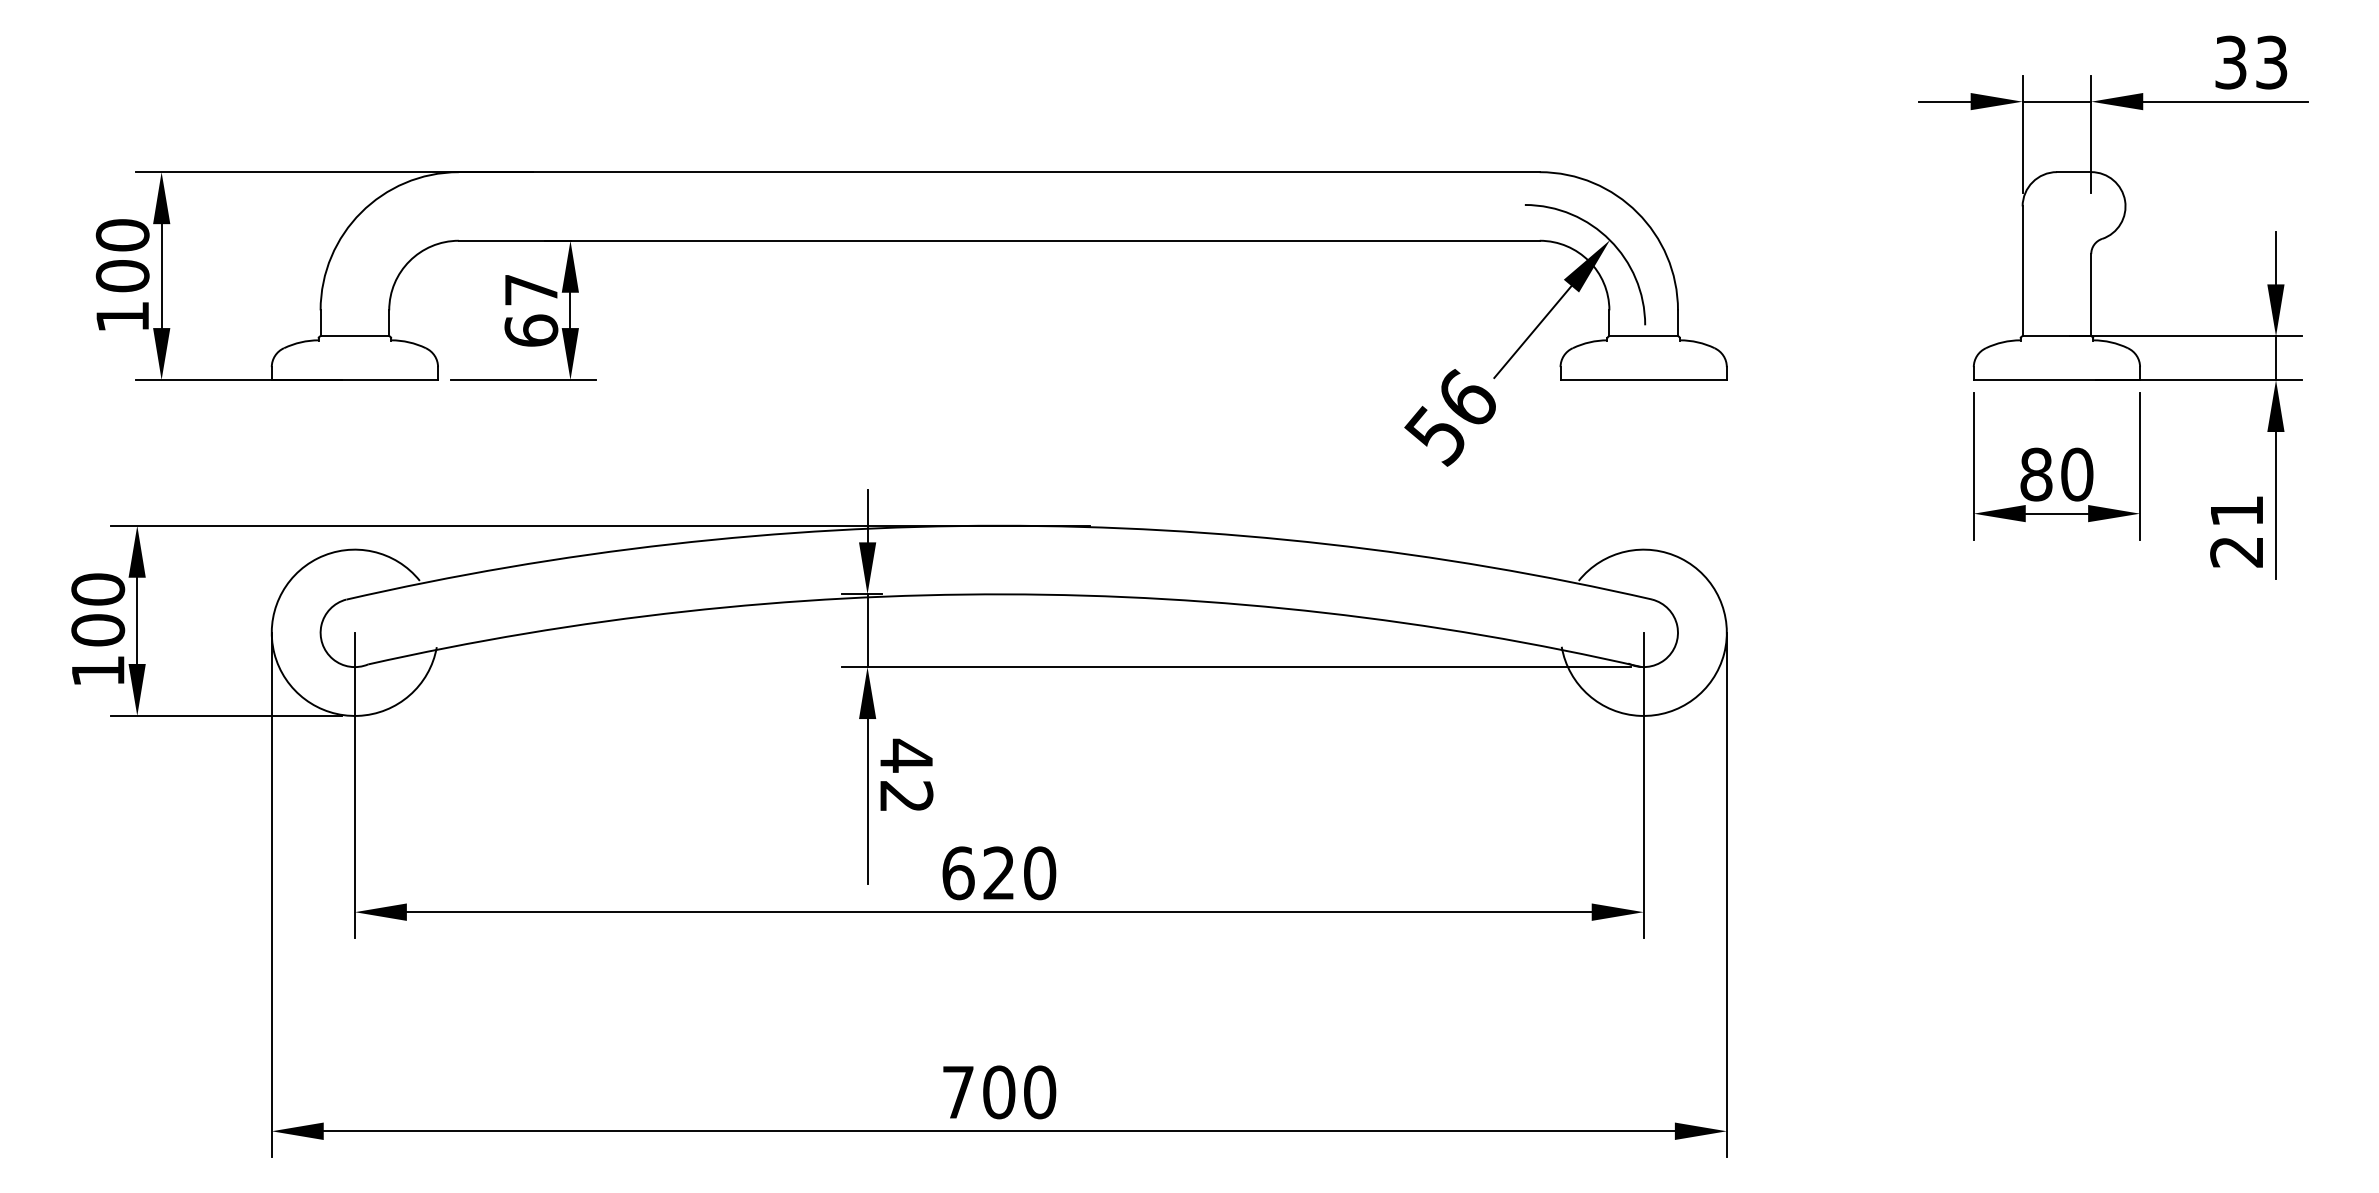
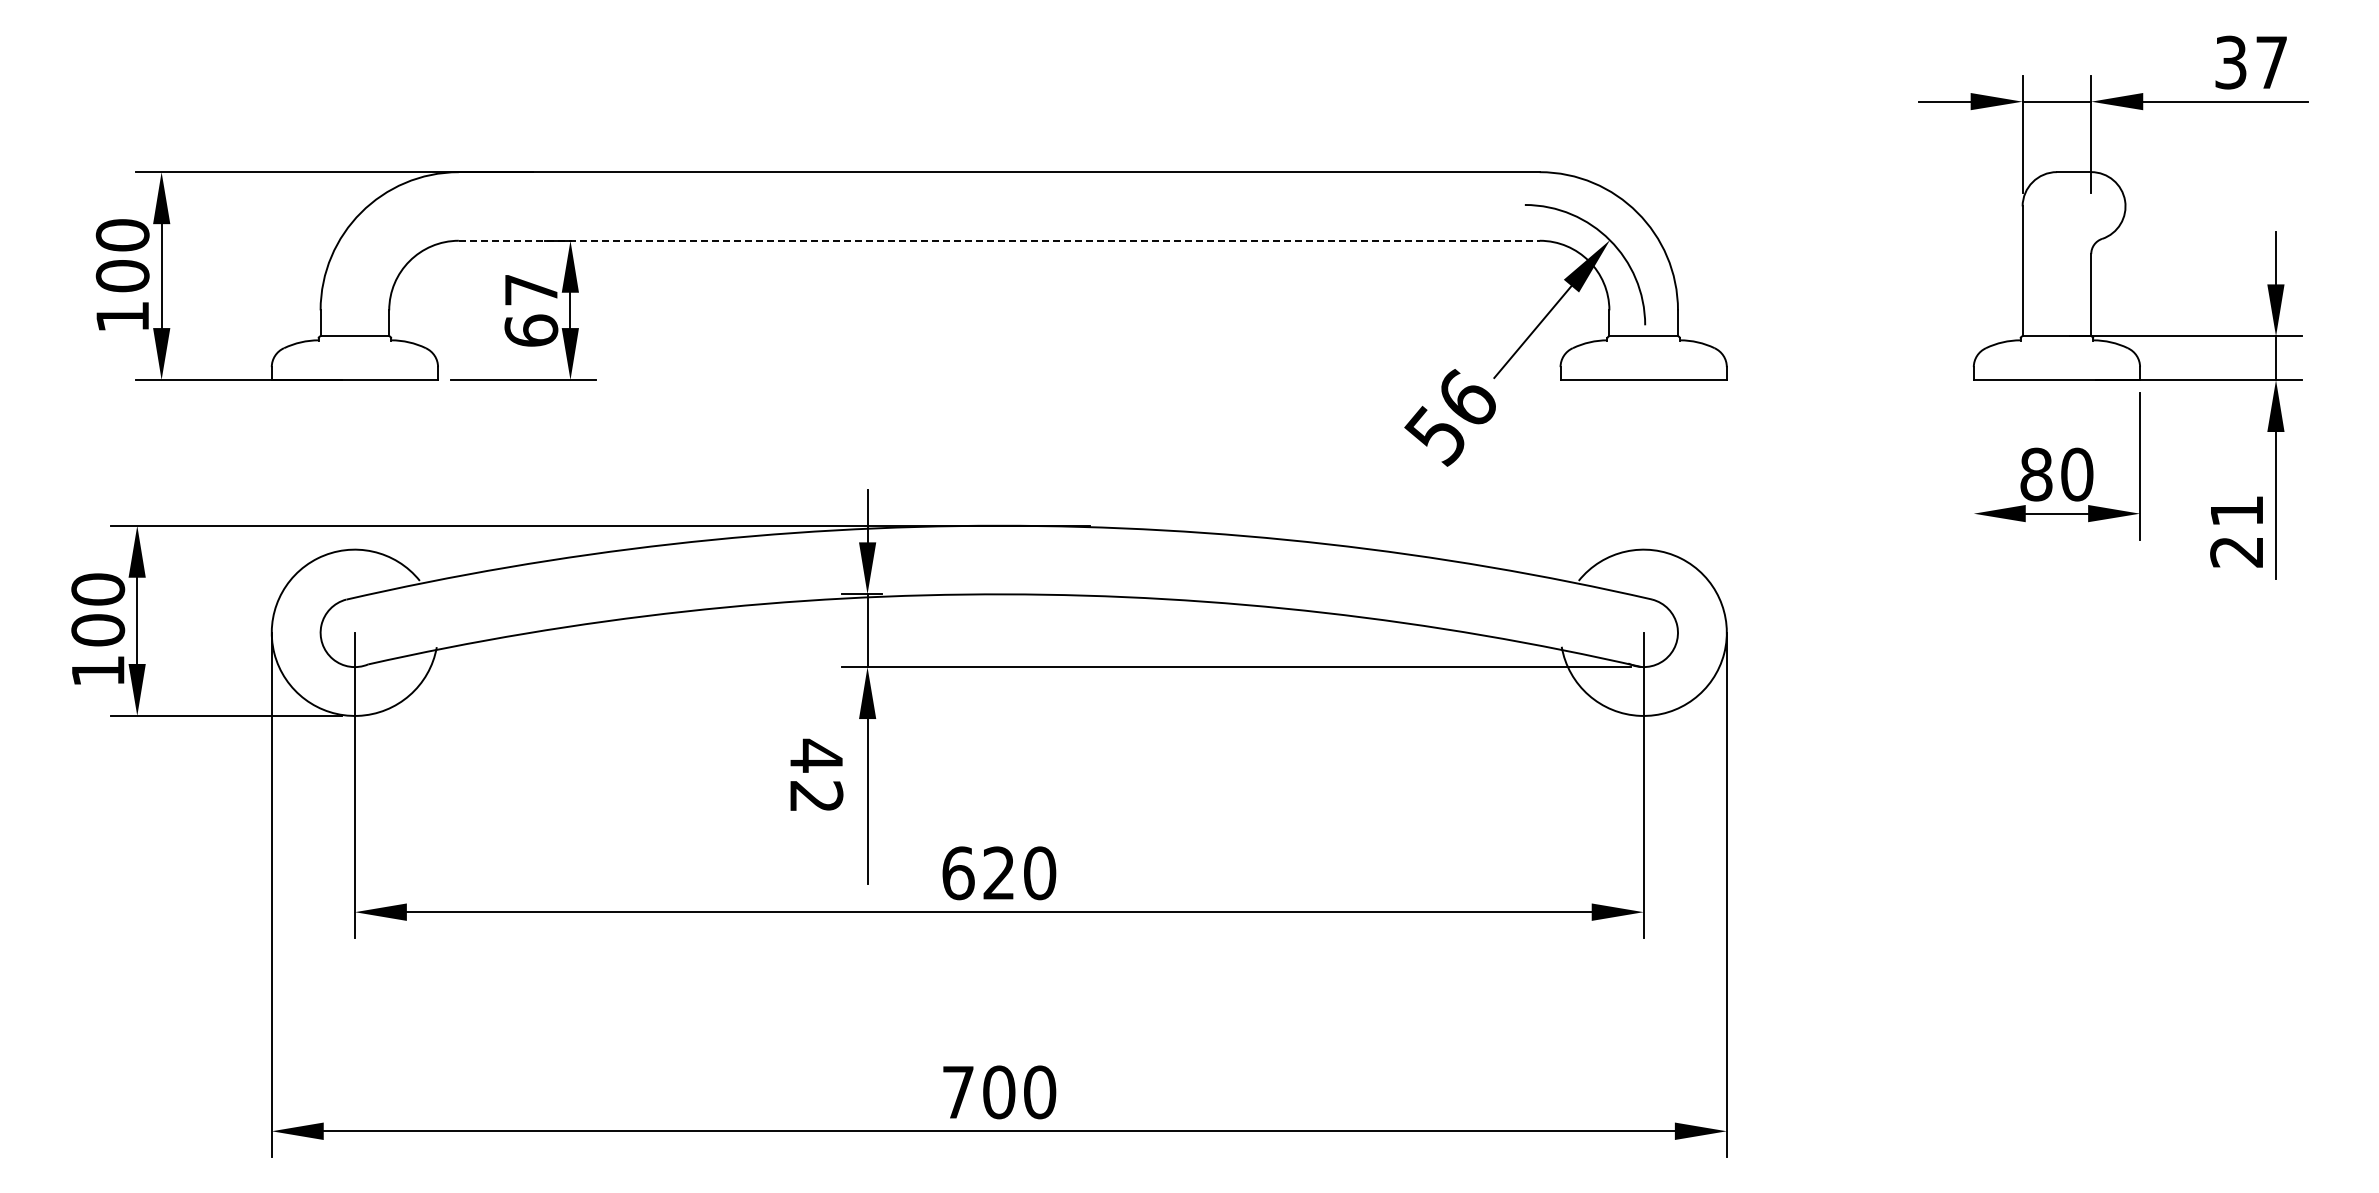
text: 33 -> 37 (2271, 62)
line: solid -> dashed (999, 240)
line: present -> none (1973, 465)
text position: (906, 774) -> (816, 774) (816, 774)
